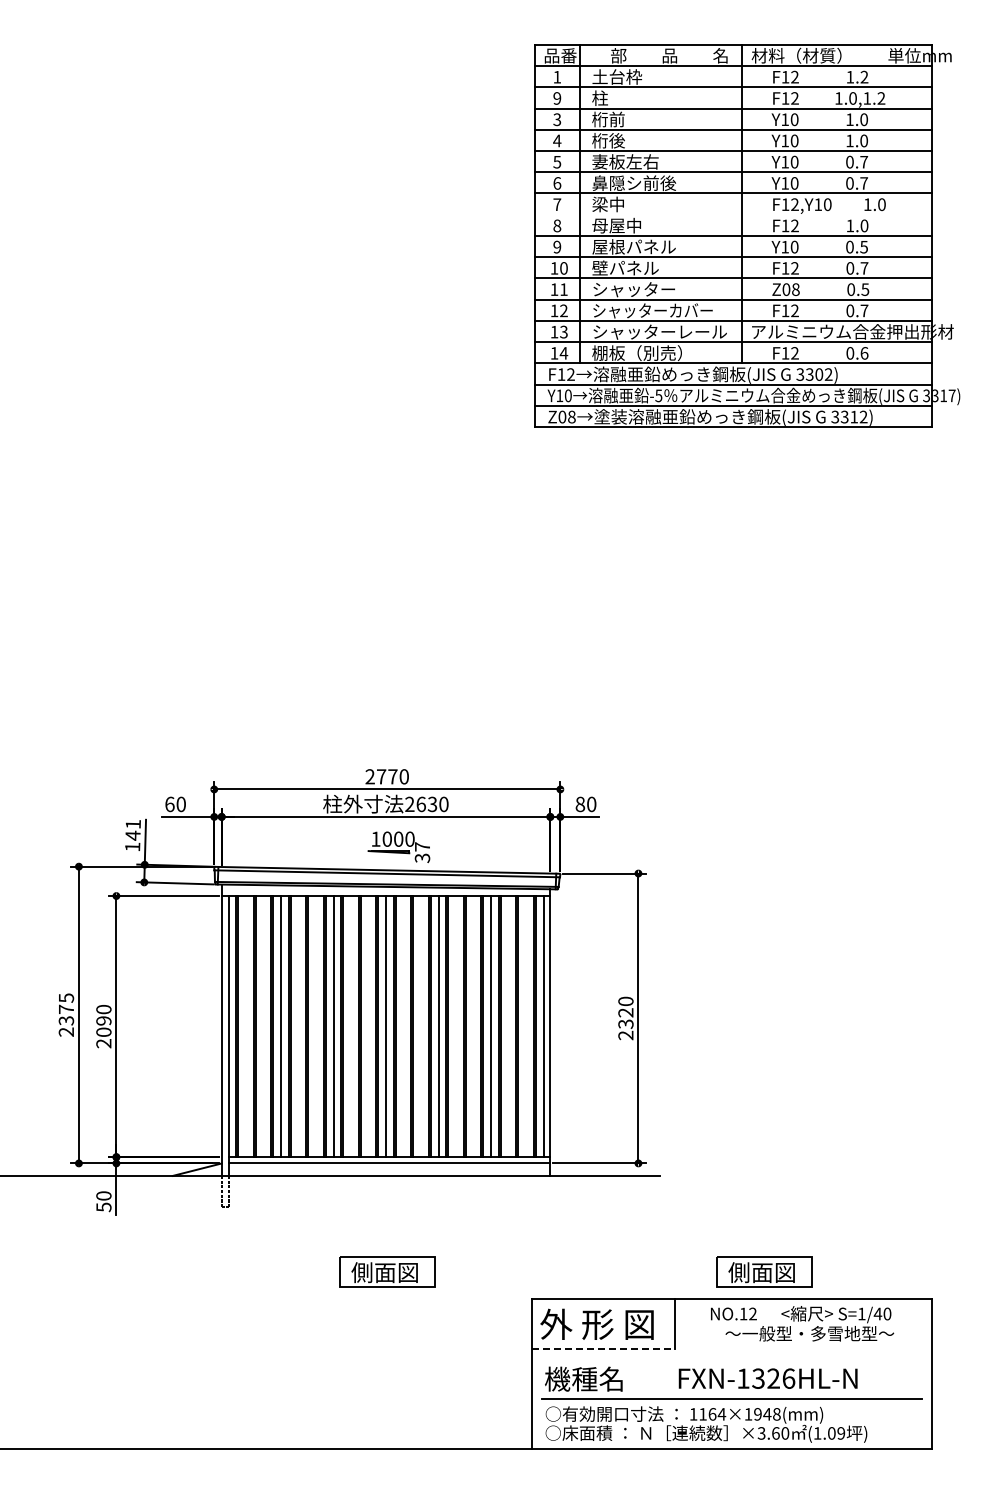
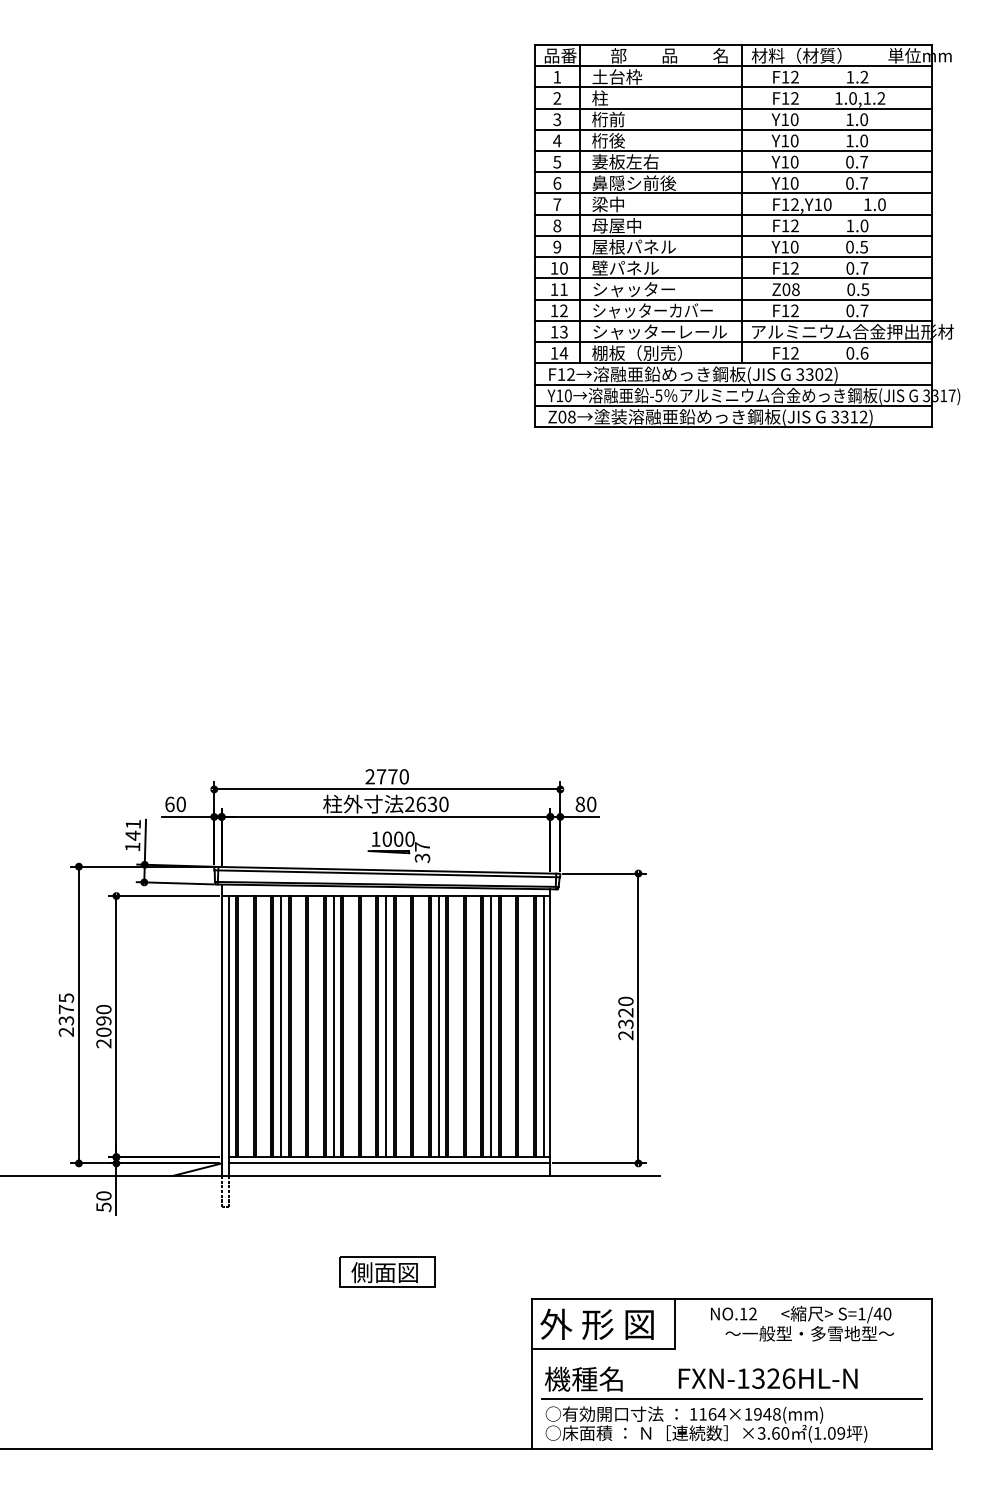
text: 9 -> 2 (557, 98)
line: none -> present (732, 214)
part: present -> none (764, 1271)
line: dashed -> solid (604, 1349)
